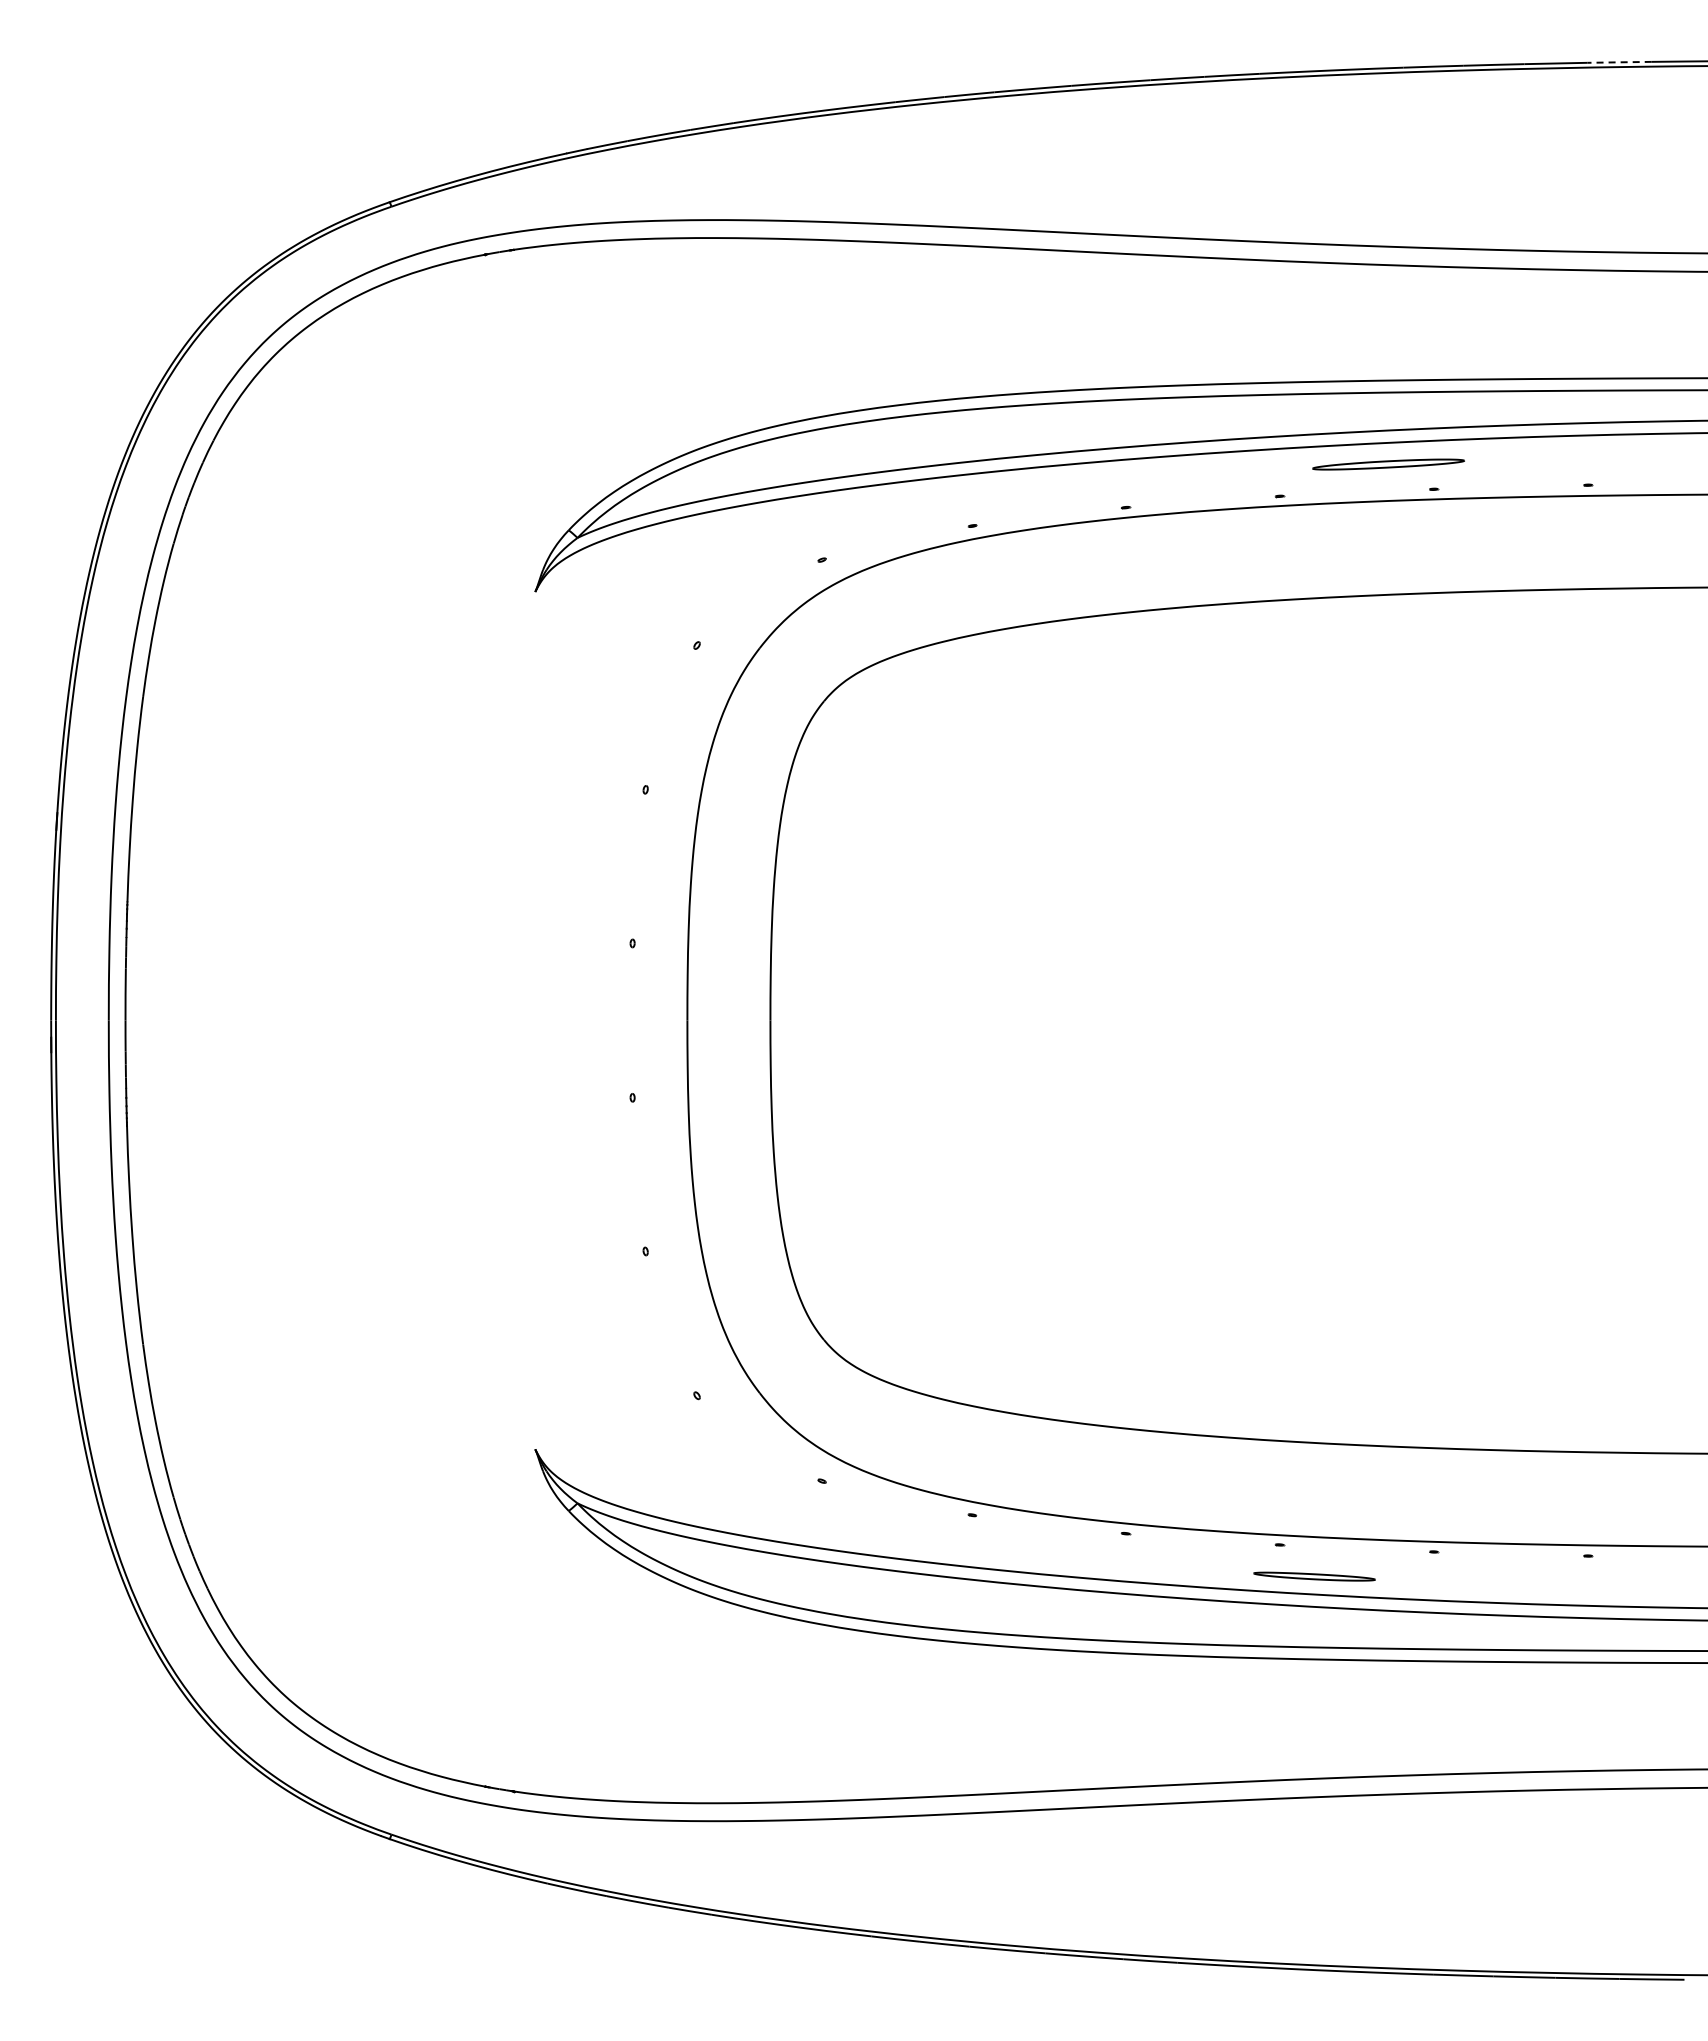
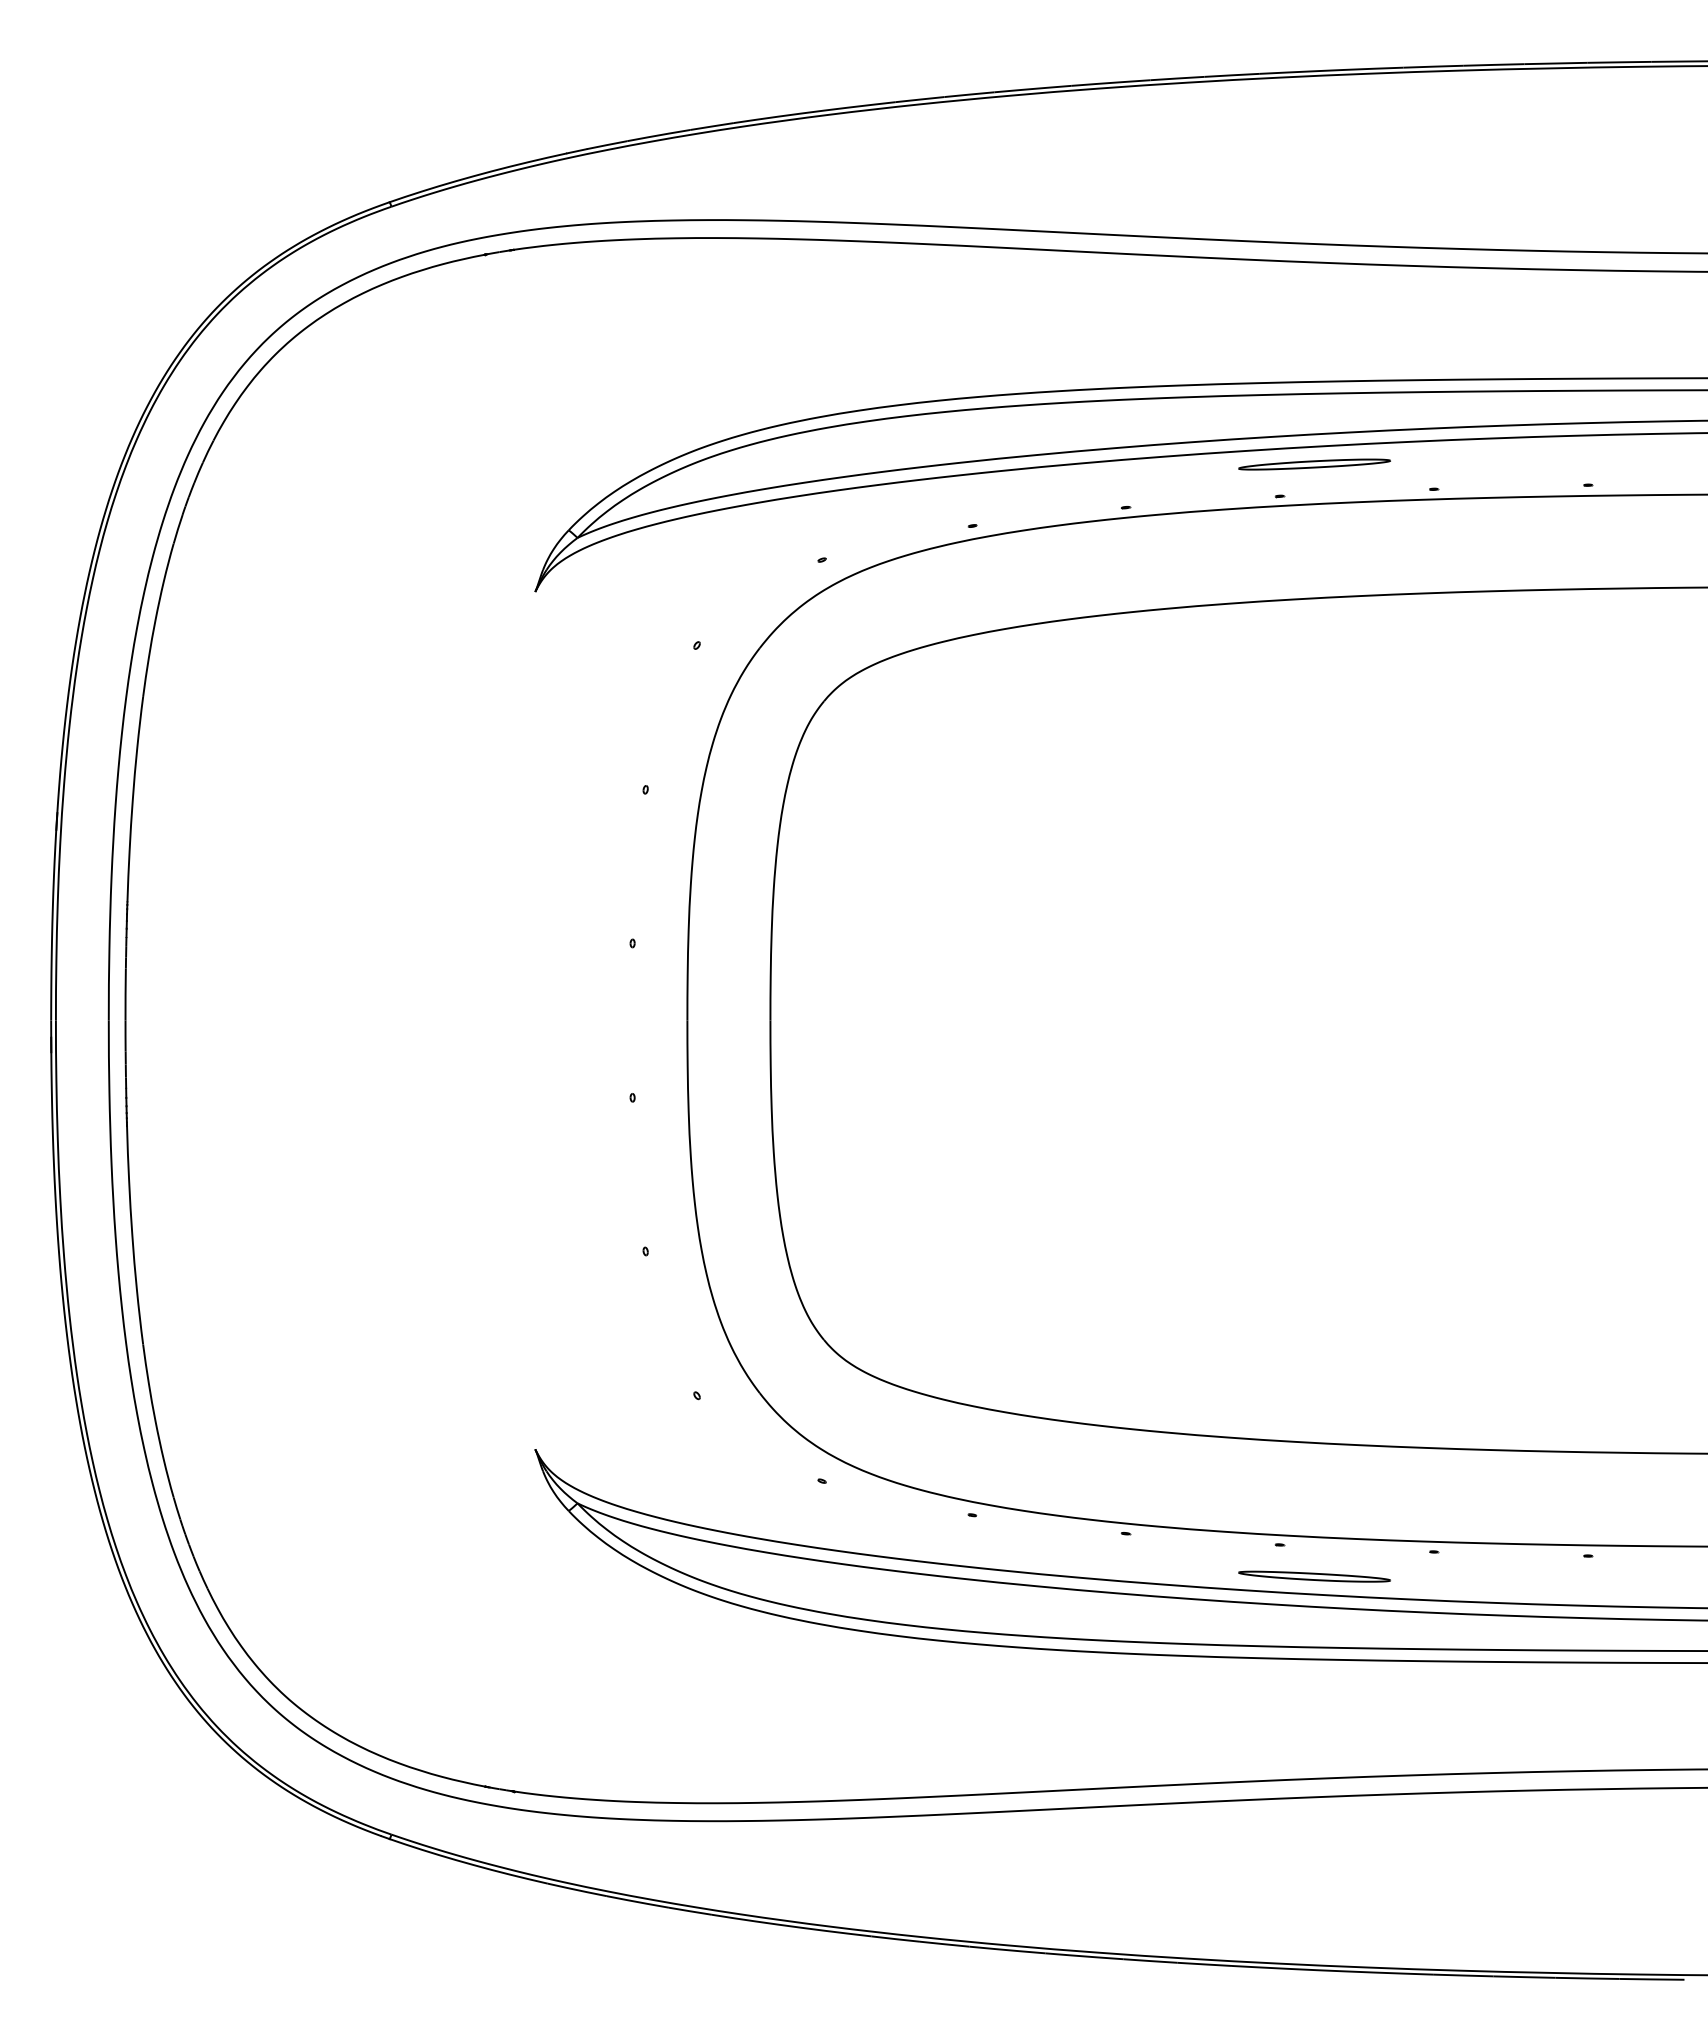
line: dashed -> solid (1619, 62)
part position: (1388, 464) -> (1314, 464) (1314, 464)
part size: 123x11 px -> 153x13 px (1314, 1576)
